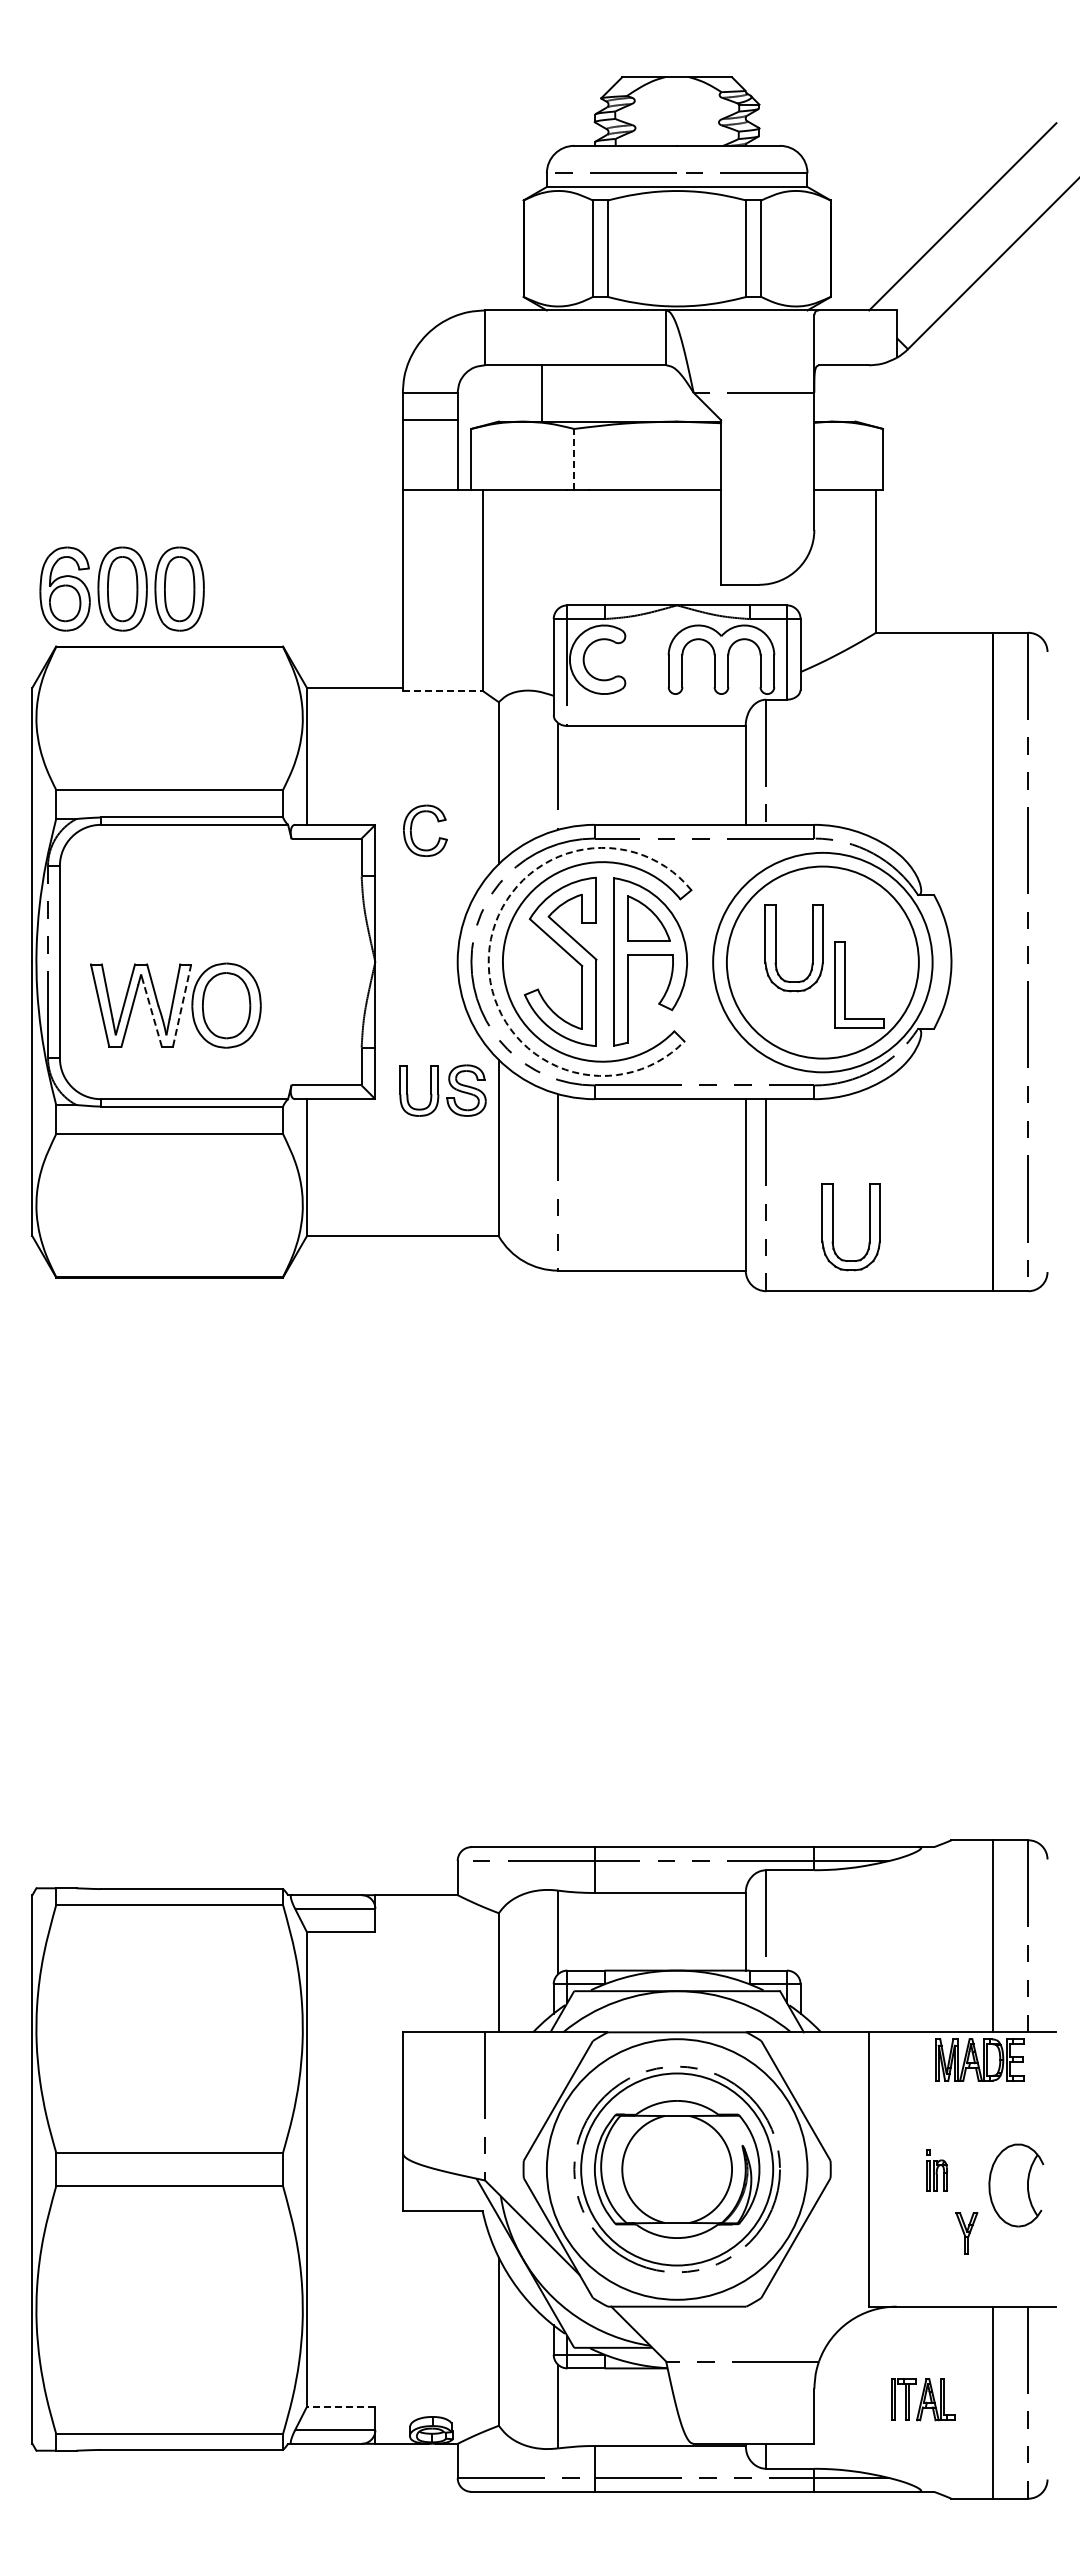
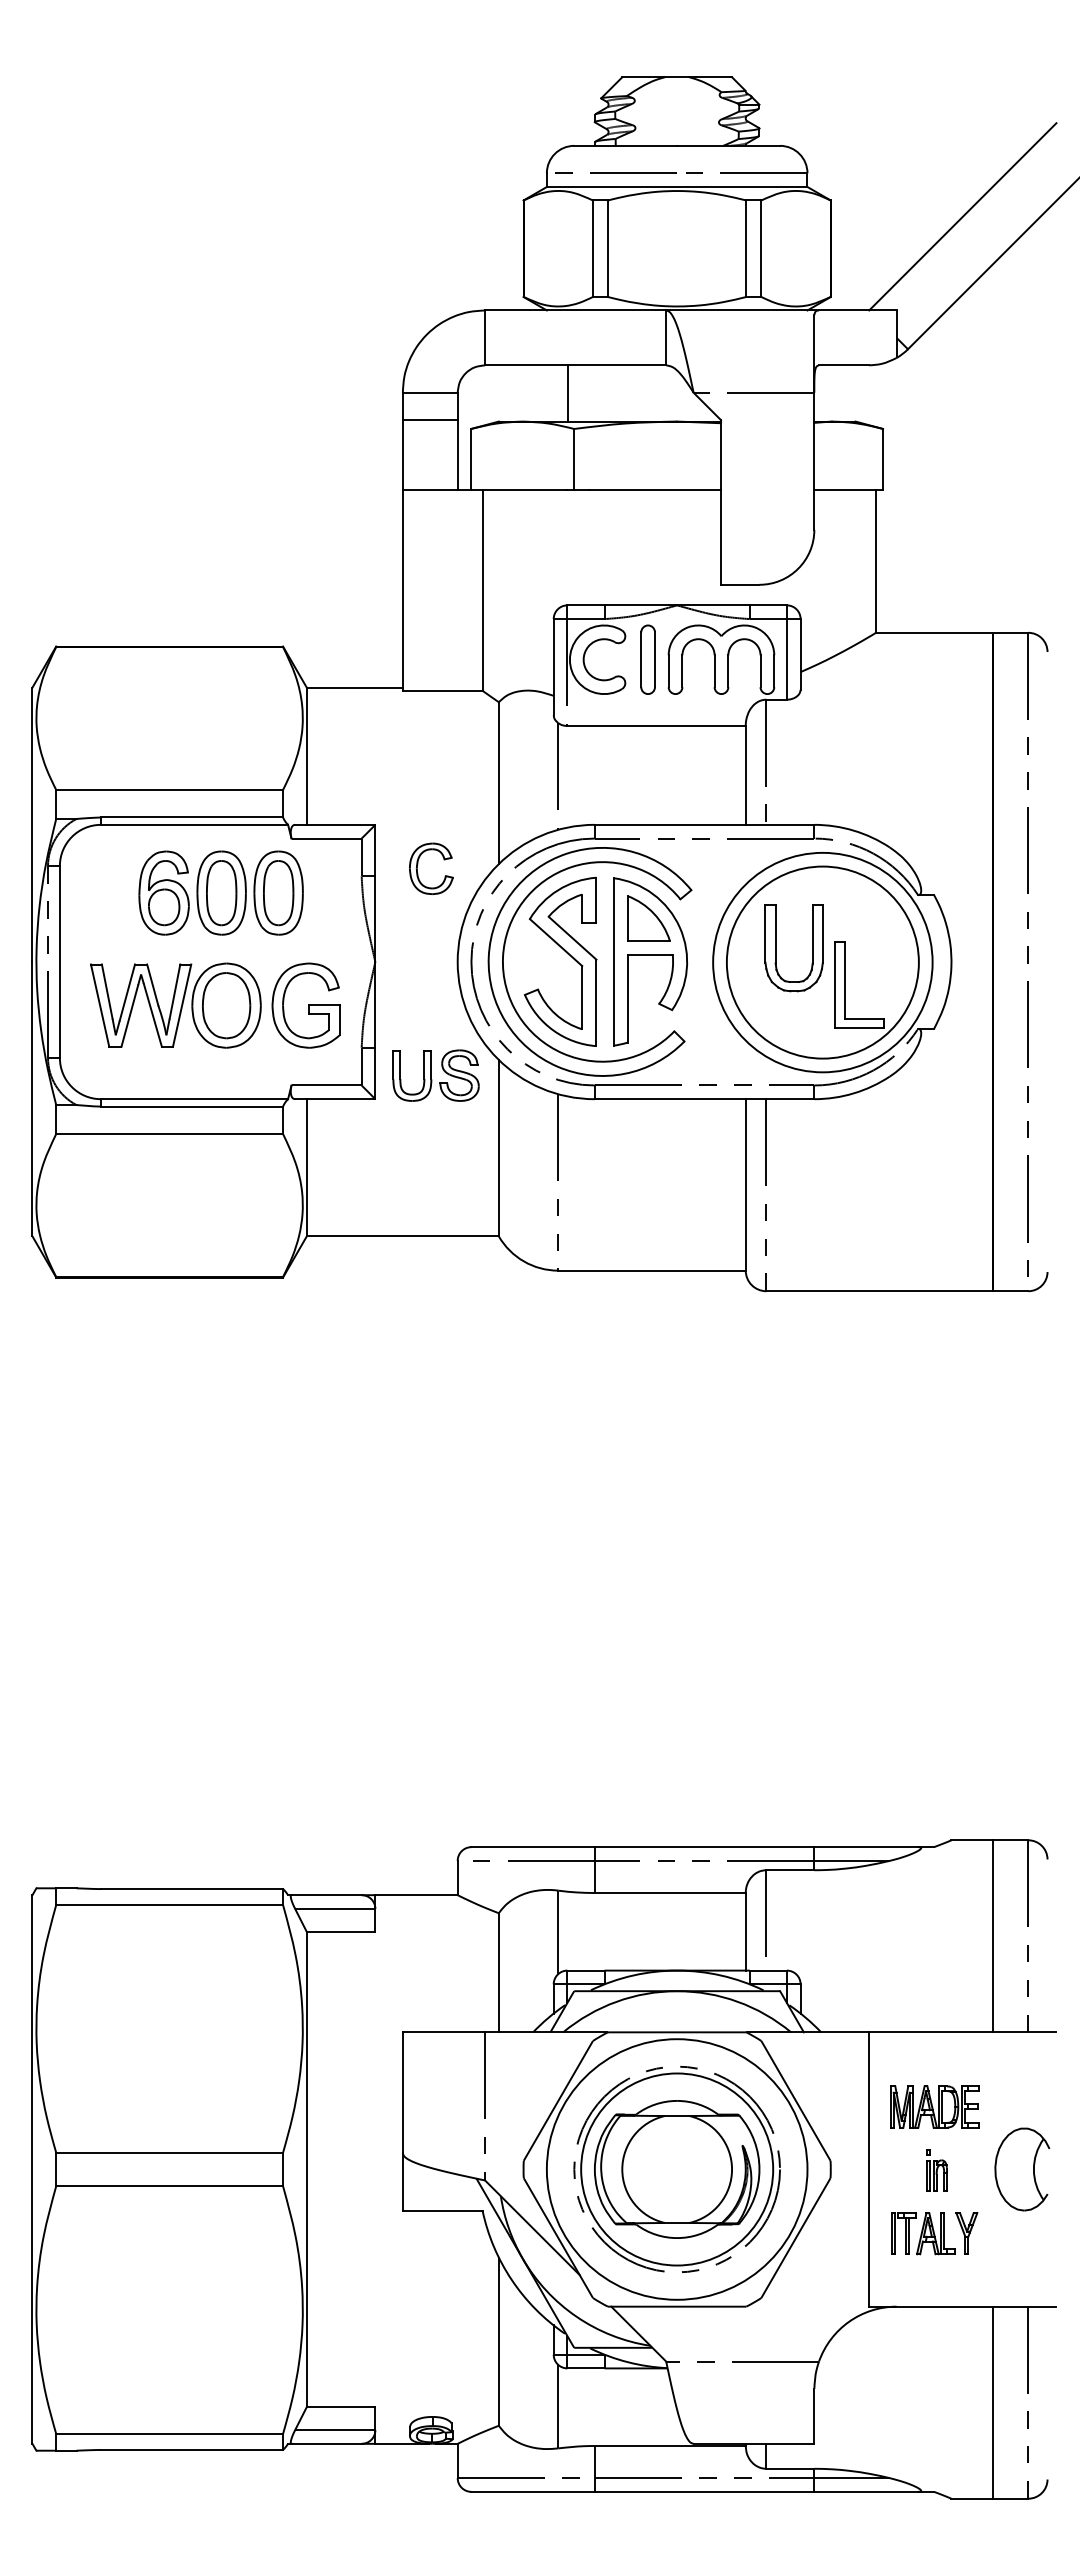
line position: (542, 393) -> (568, 393) (568, 393)
line: dashed -> solid (574, 459)
part position: (121, 588) -> (220, 892) (220, 892)
part: none -> present (647, 659)
line: dashed -> solid (442, 690)
part position: (412, 826) -> (418, 864) (418, 864)
arc: dashed -> solid (488, 956)
part: none -> present (305, 1005)
line: dashed -> solid (182, 1006)
line: dashed -> solid (152, 1015)
part position: (442, 1090) -> (435, 1075) (435, 1075)
part: present -> none (833, 1227)
part position: (979, 2059) -> (934, 2106) (934, 2106)
part position: (1016, 2185) -> (1022, 2169) (1022, 2169)
part position: (923, 2399) -> (923, 2233) (923, 2233)
line: dashed -> solid (340, 2407)
